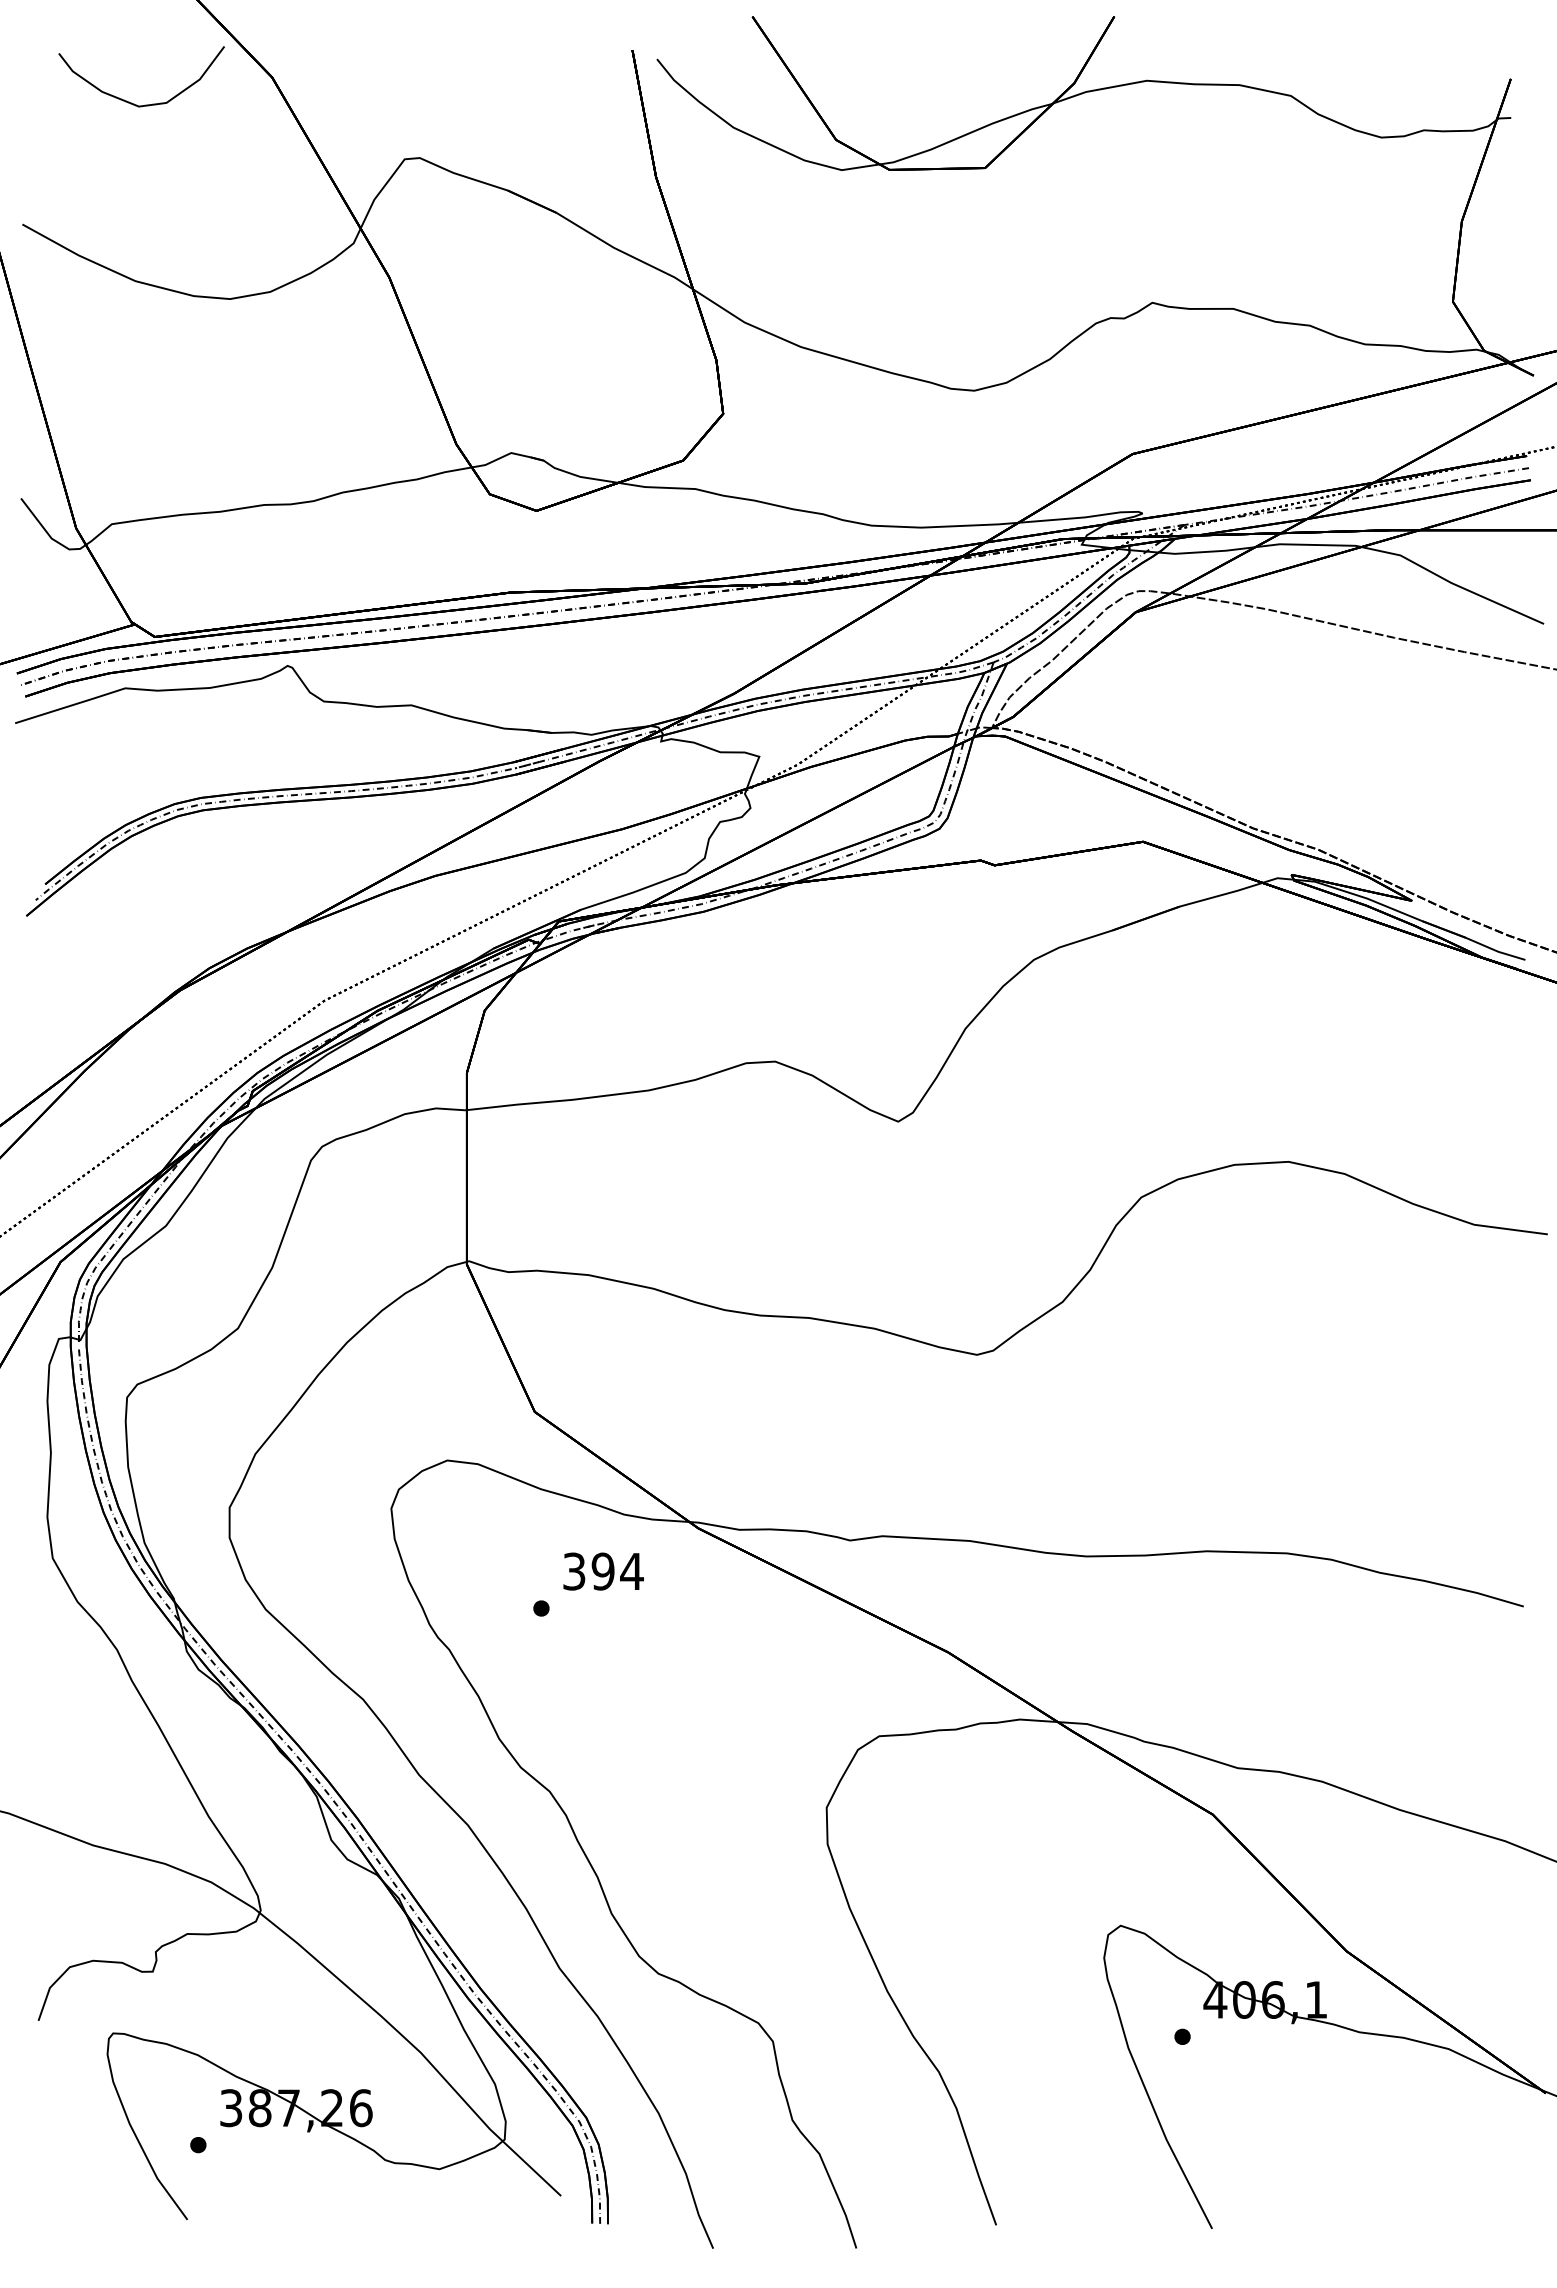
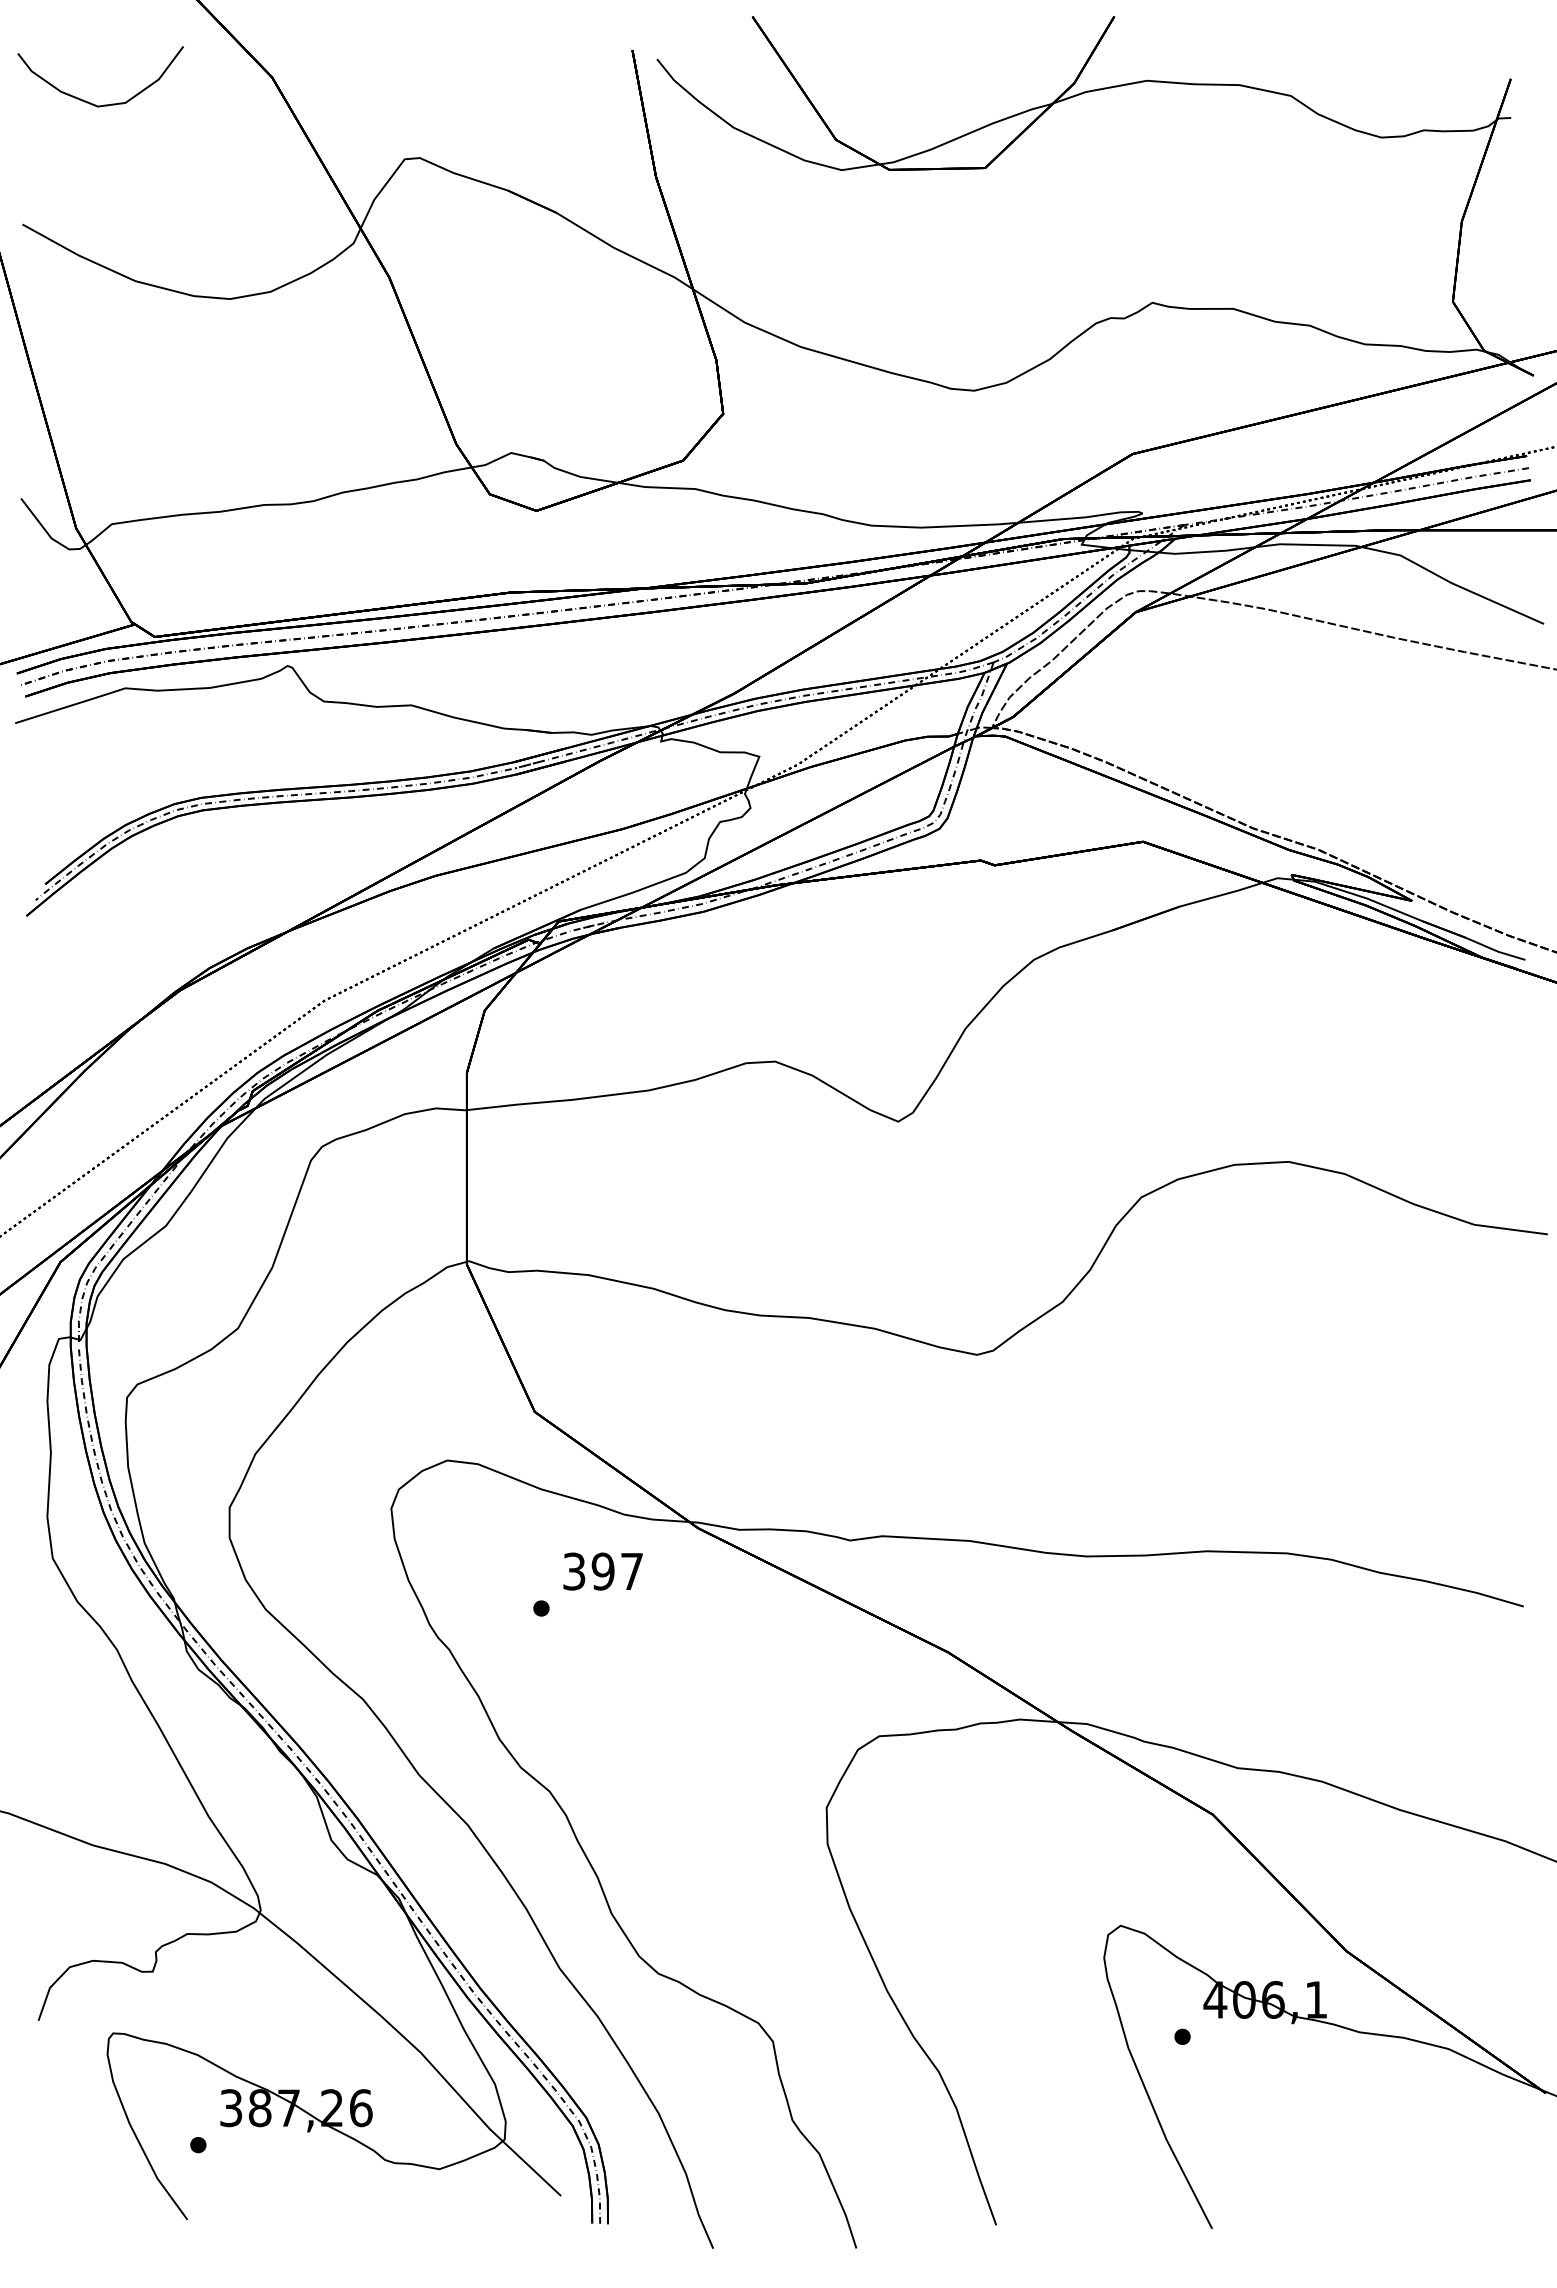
curve position: (129, 101) -> (88, 101) (88, 101)
text: 394 -> 397 (631, 1571)
